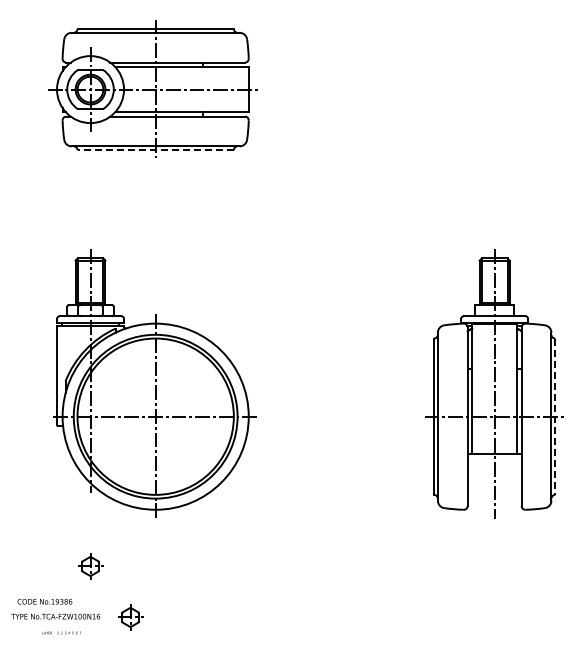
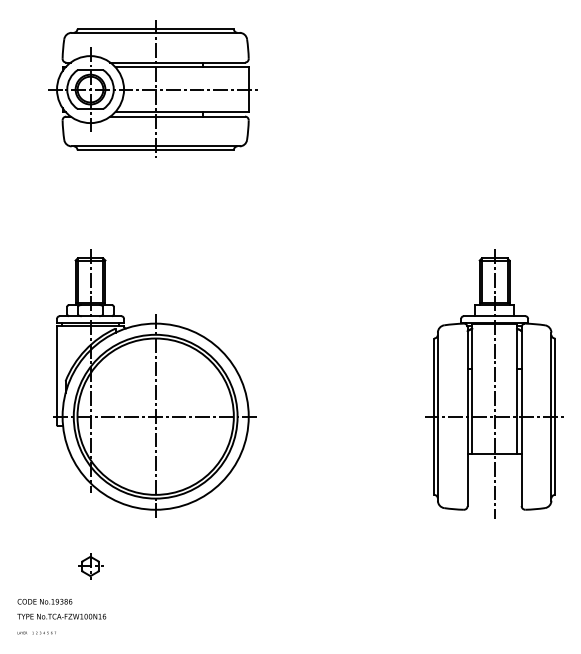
line: dashed -> solid (155, 150)
line: dashed -> solid (555, 417)
text position: (55, 616) -> (61, 616) (61, 616)
part: present -> none (130, 617)
text position: (61, 632) -> (36, 632) (36, 632)
